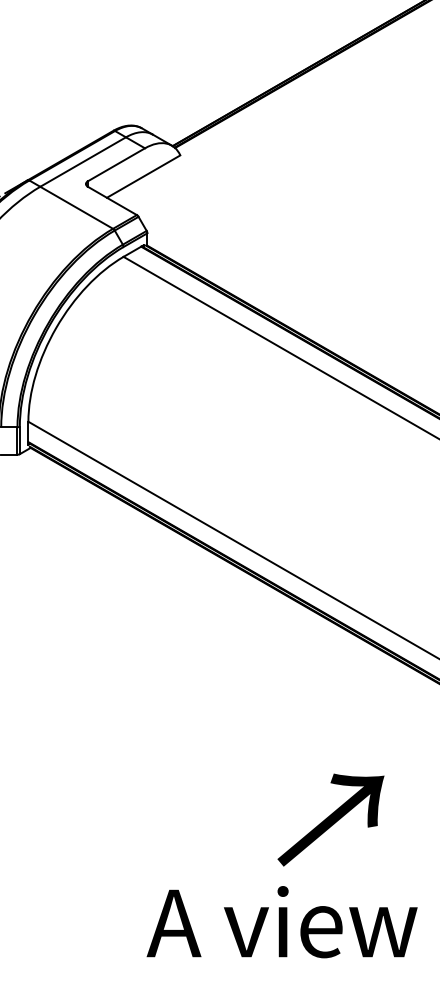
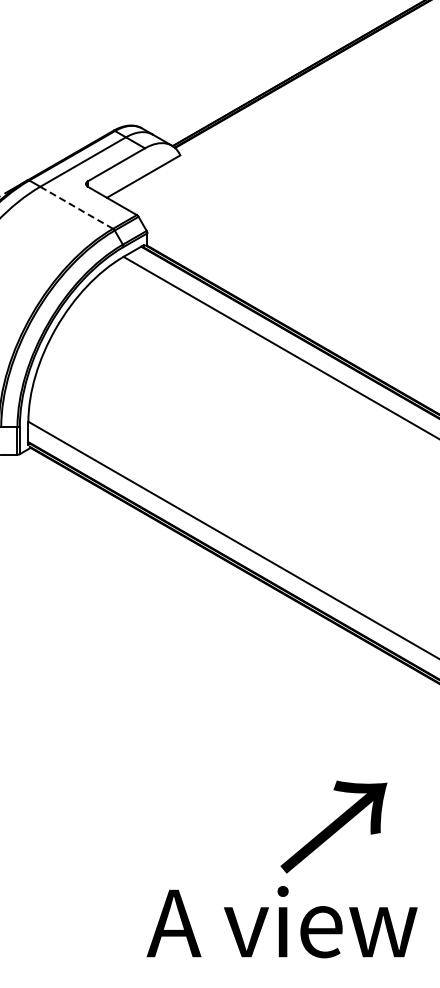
line: solid -> dashed (76, 207)
text position: (330, 819) -> (333, 826) (333, 826)
